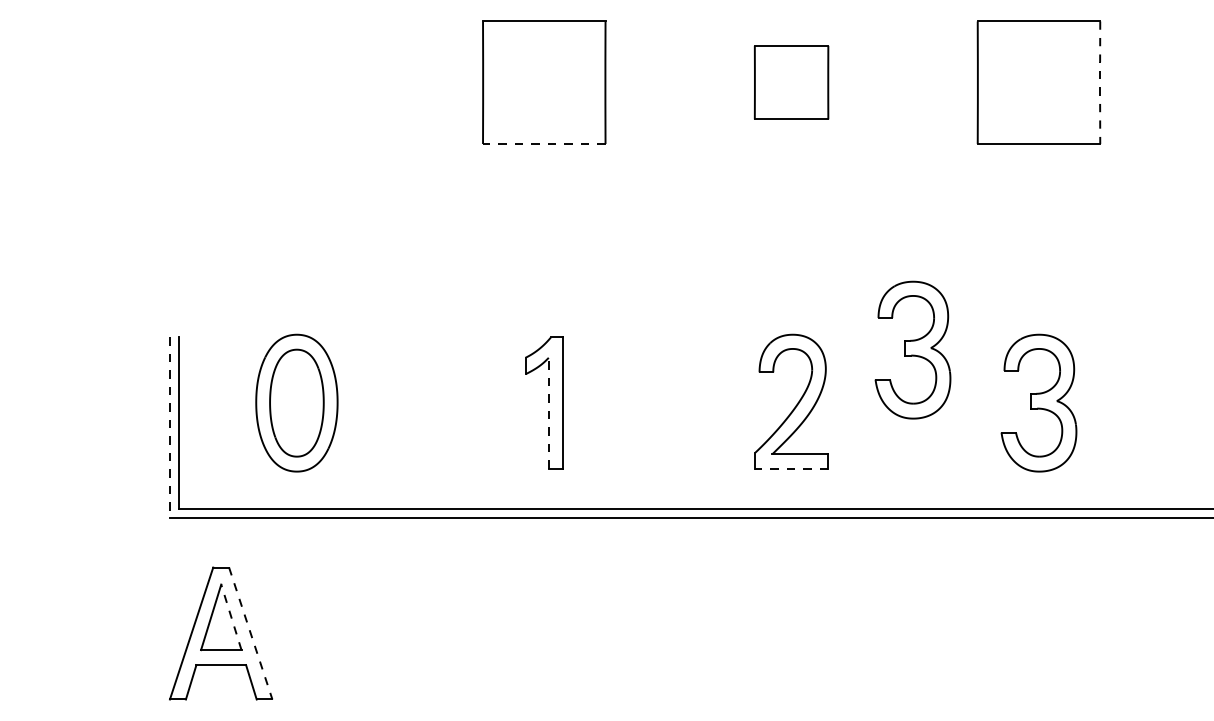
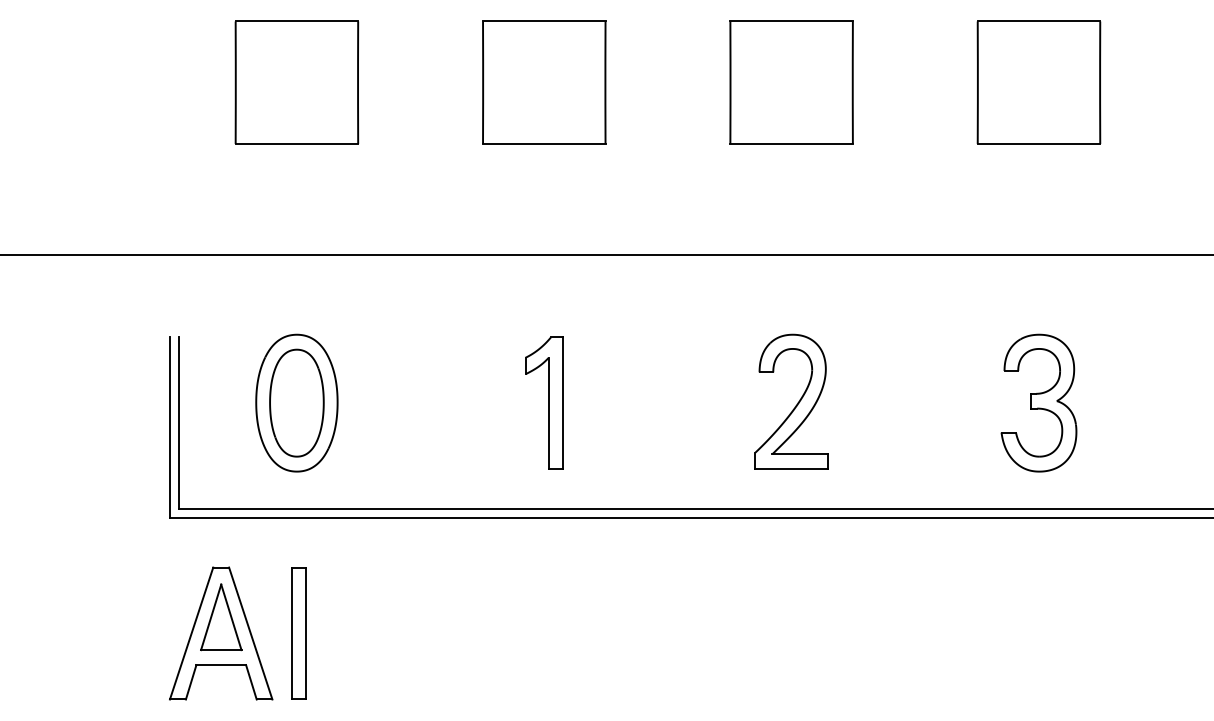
part: none -> present (296, 82)
part size: 77x75 px -> 125x125 px (791, 82)
line: dashed -> solid (1100, 82)
line: dashed -> solid (543, 144)
line: none -> present (606, 254)
part: present -> none (912, 349)
line: dashed -> solid (548, 412)
line: dashed -> solid (170, 428)
line: dashed -> solid (791, 468)
line: dashed -> solid (231, 616)
part: none -> present (298, 633)
line: dashed -> solid (250, 634)
